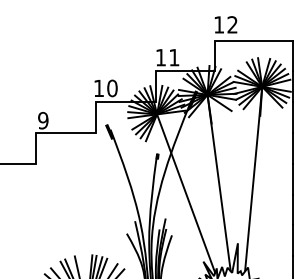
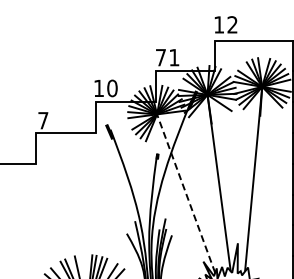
text: 11 -> 71 (160, 57)
text: 9 -> 7 (43, 120)
line: solid -> dashed (185, 193)
